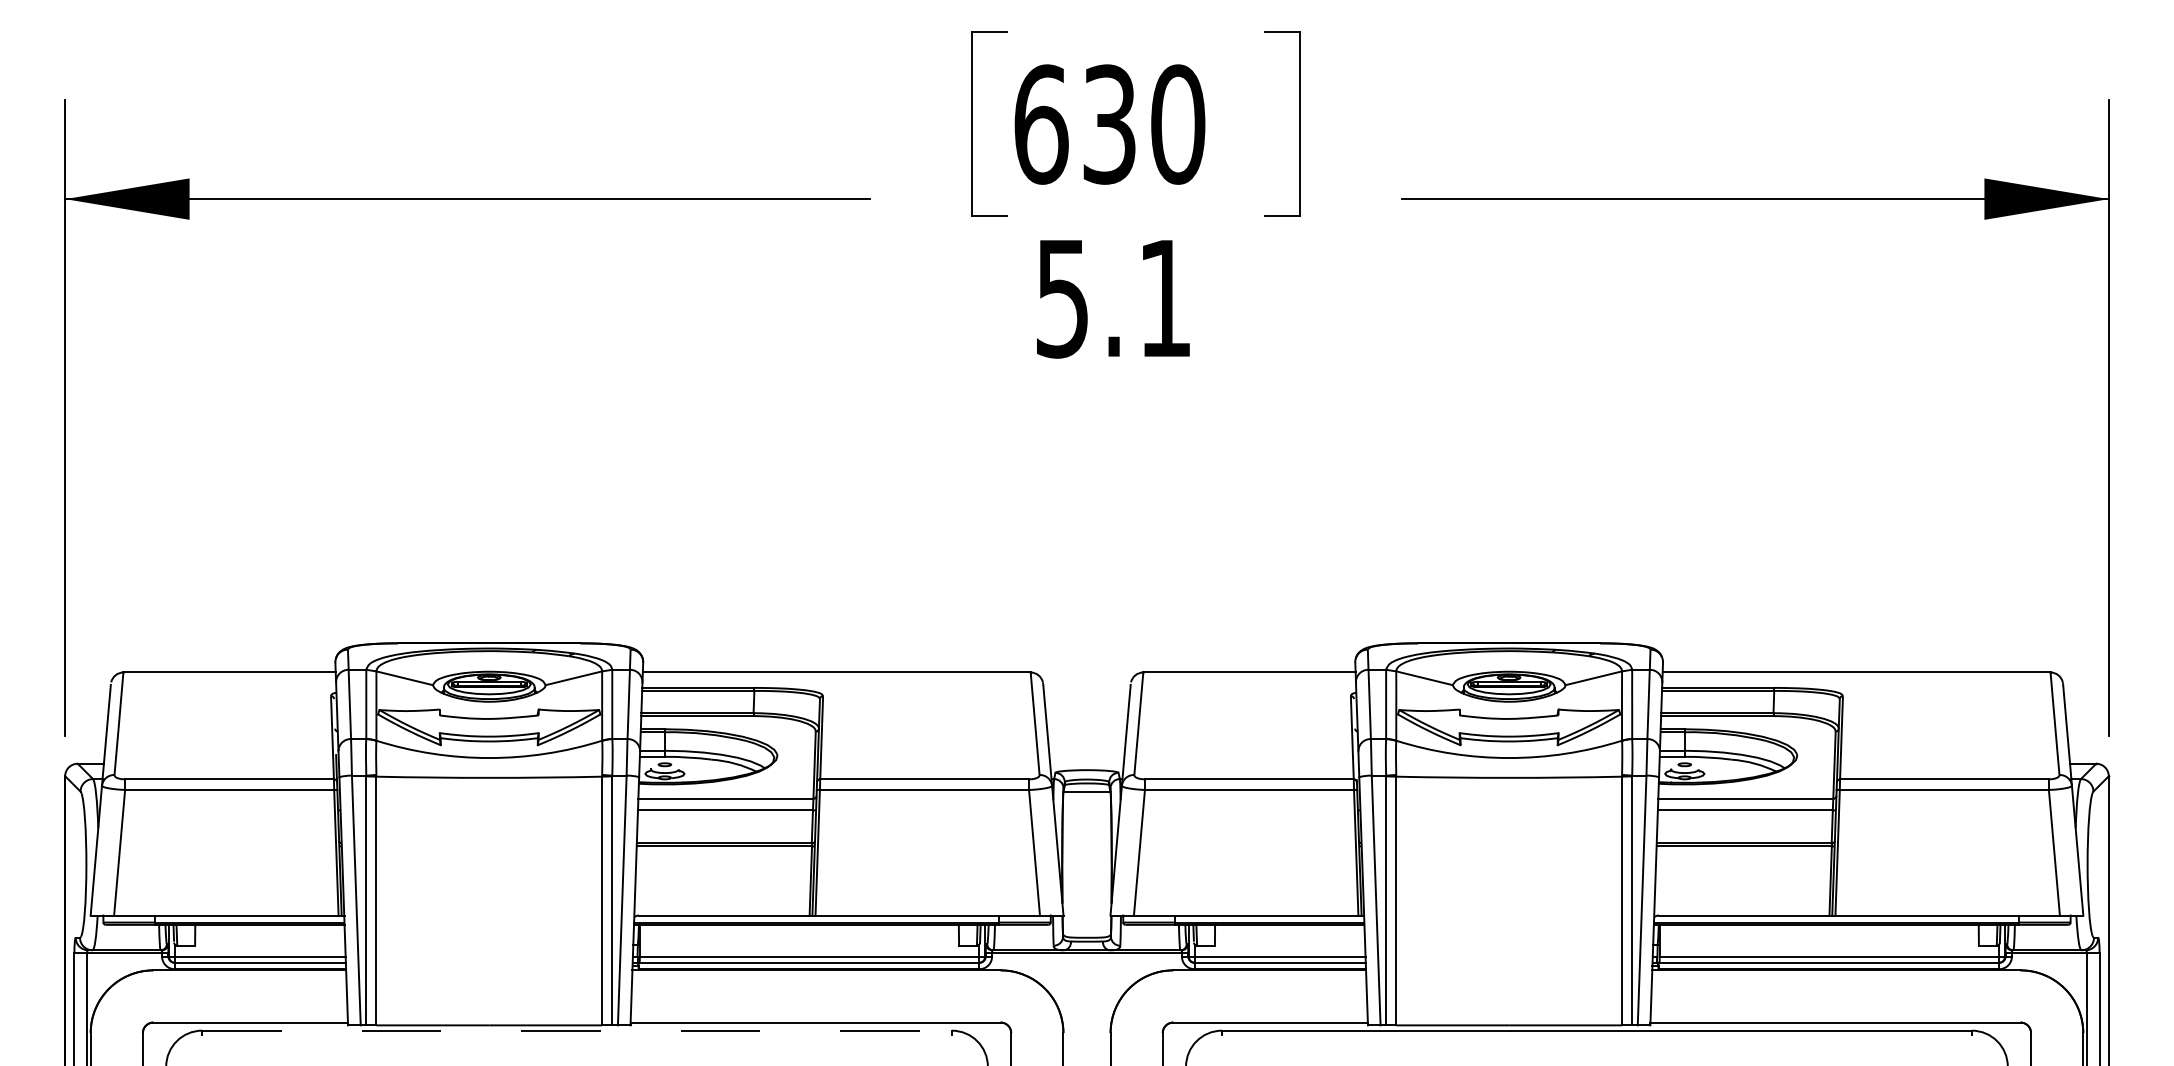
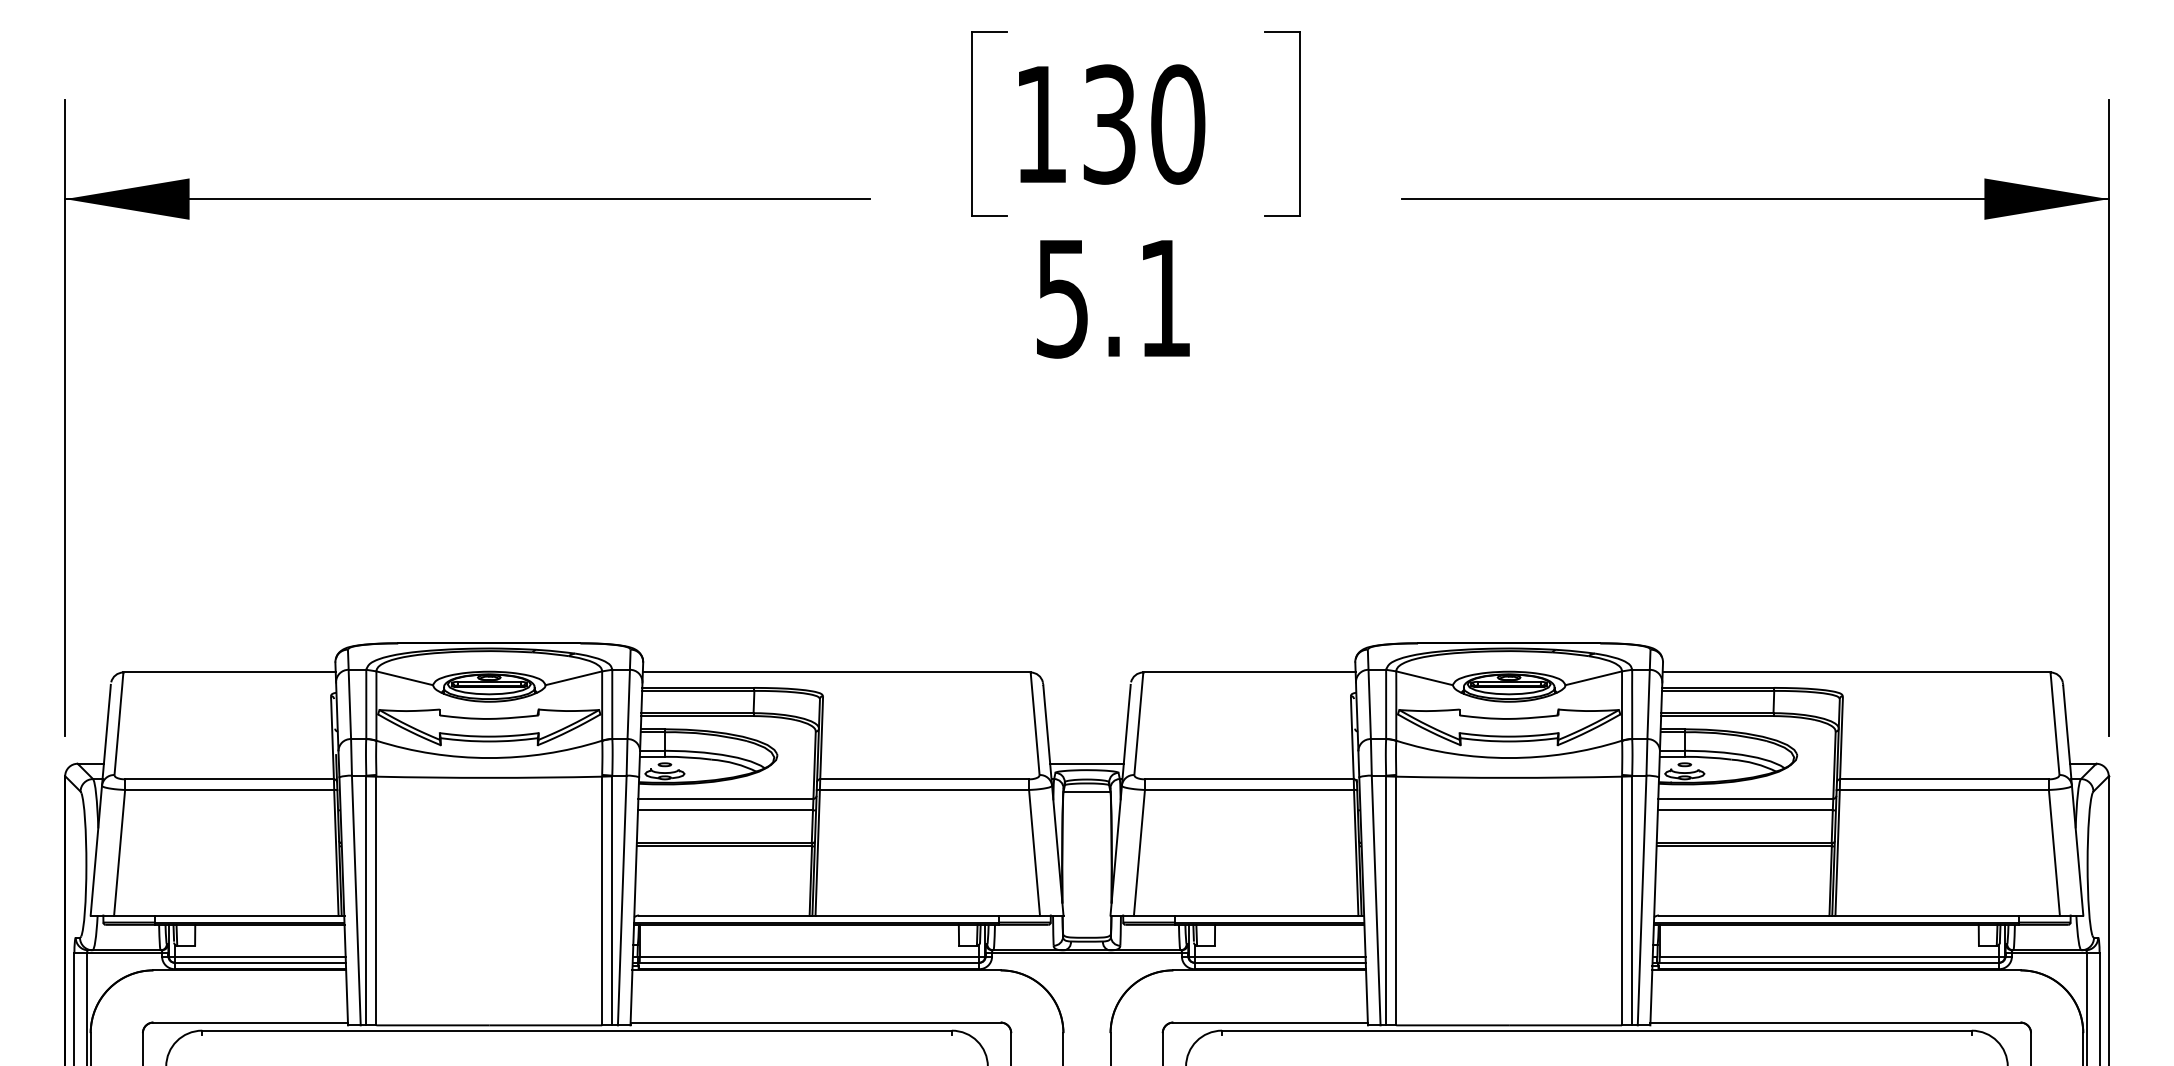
text: 630 -> 130 (1041, 124)
line: none -> present (1086, 763)
line: dashed -> solid (577, 1030)
